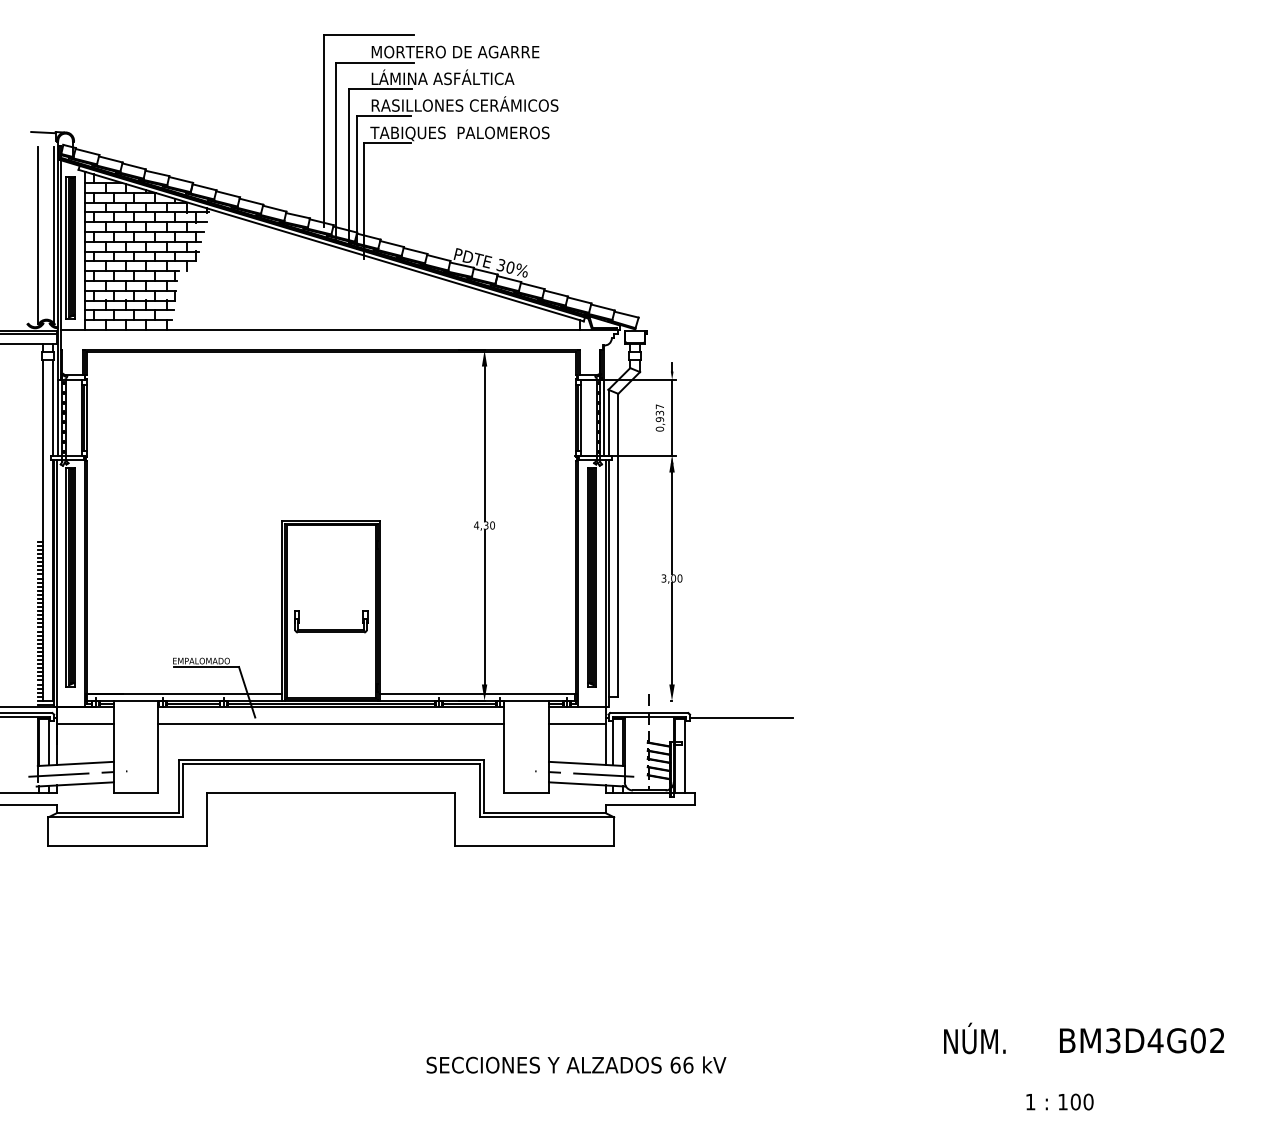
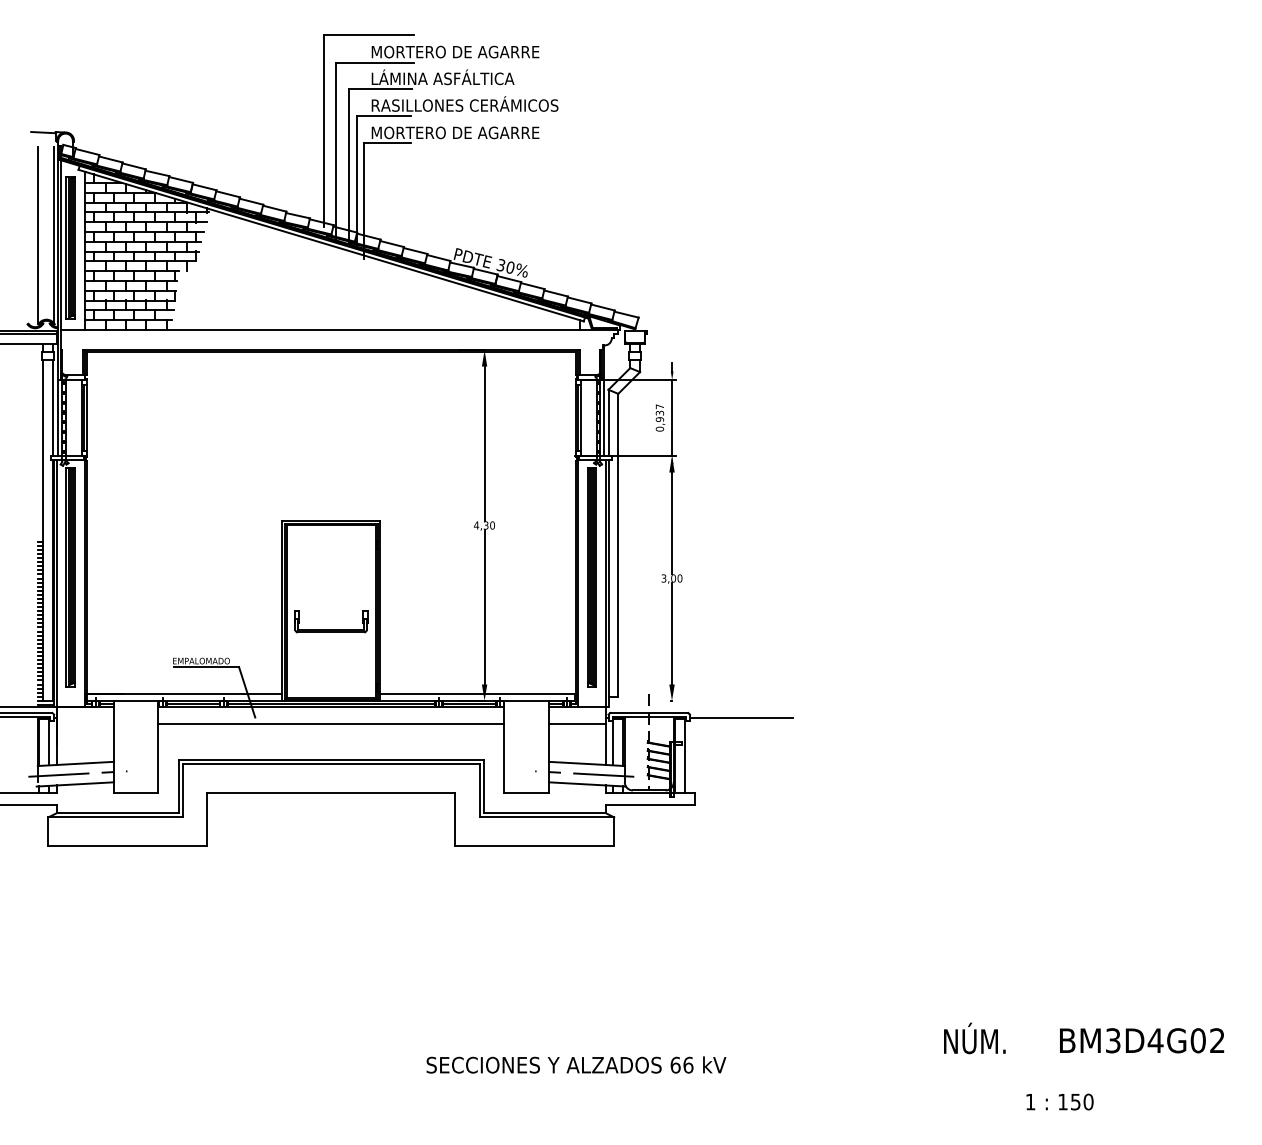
text: TABIQUES  PALOMEROS -> MORTERO DE AGARRE (459, 133)
line: present -> none (84, 723)
text: 100 -> 150 (1075, 1101)
